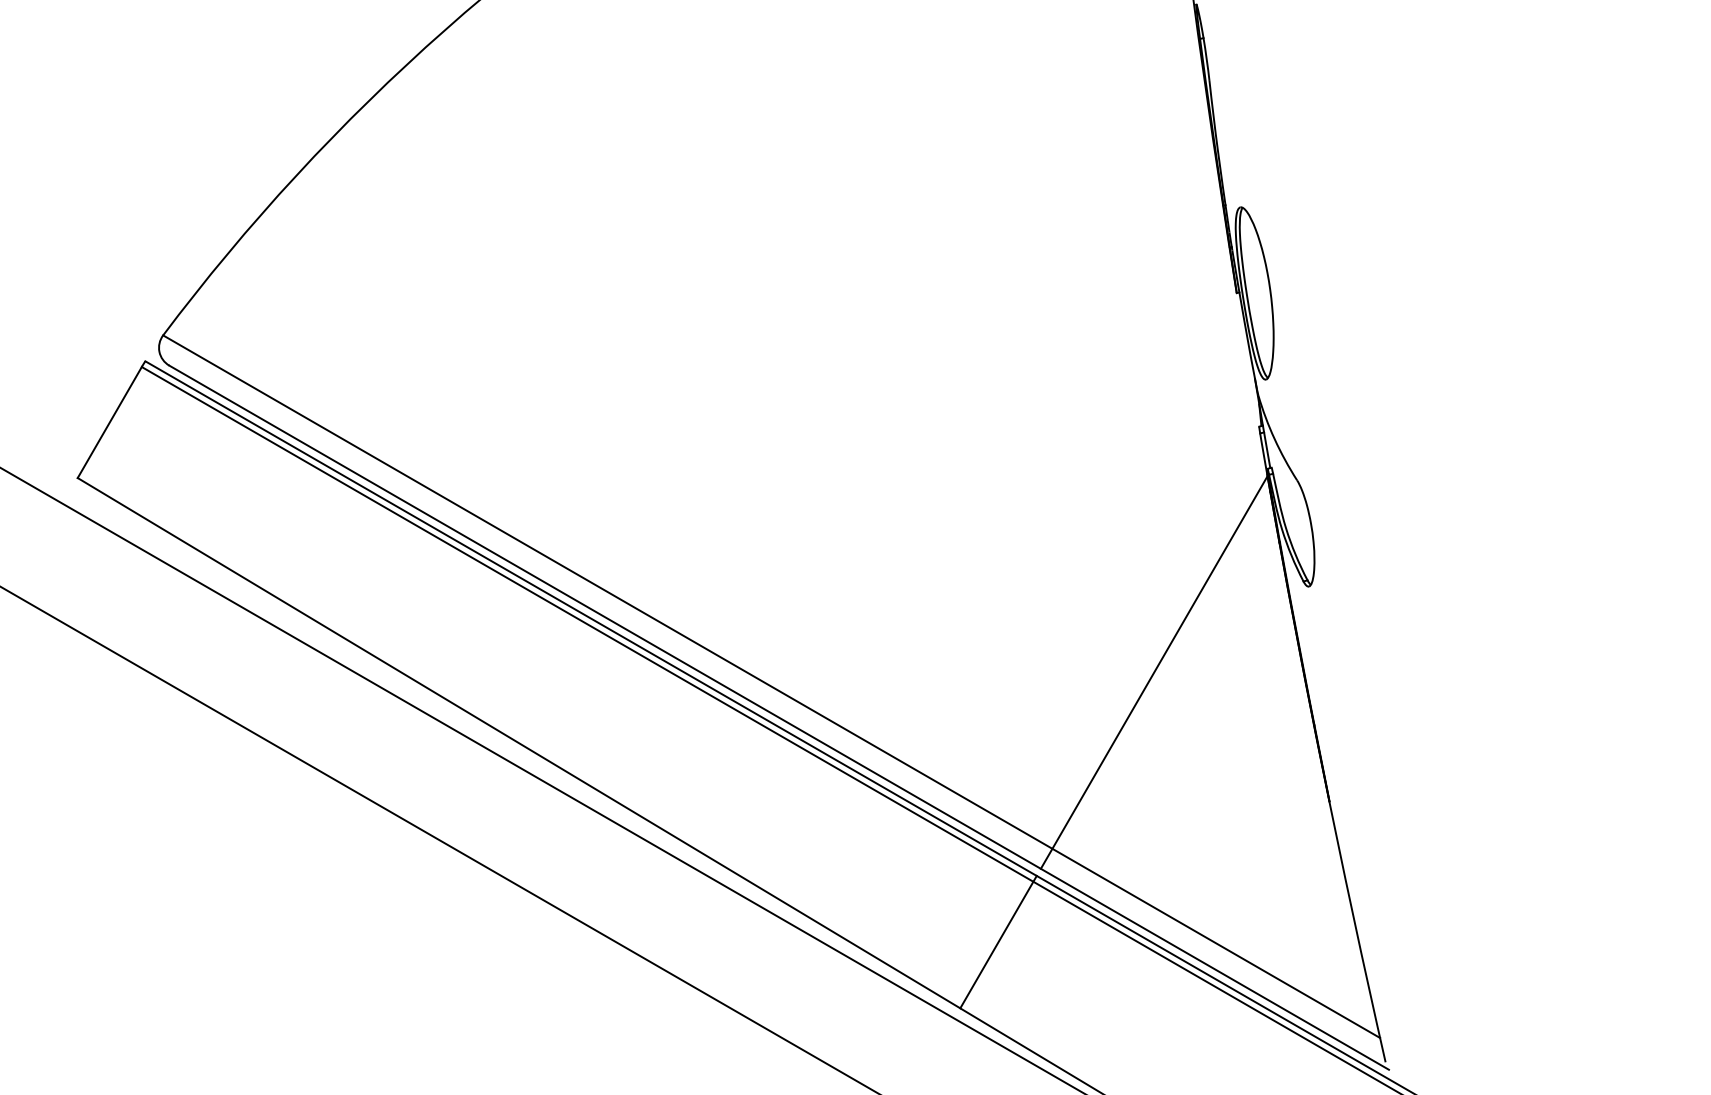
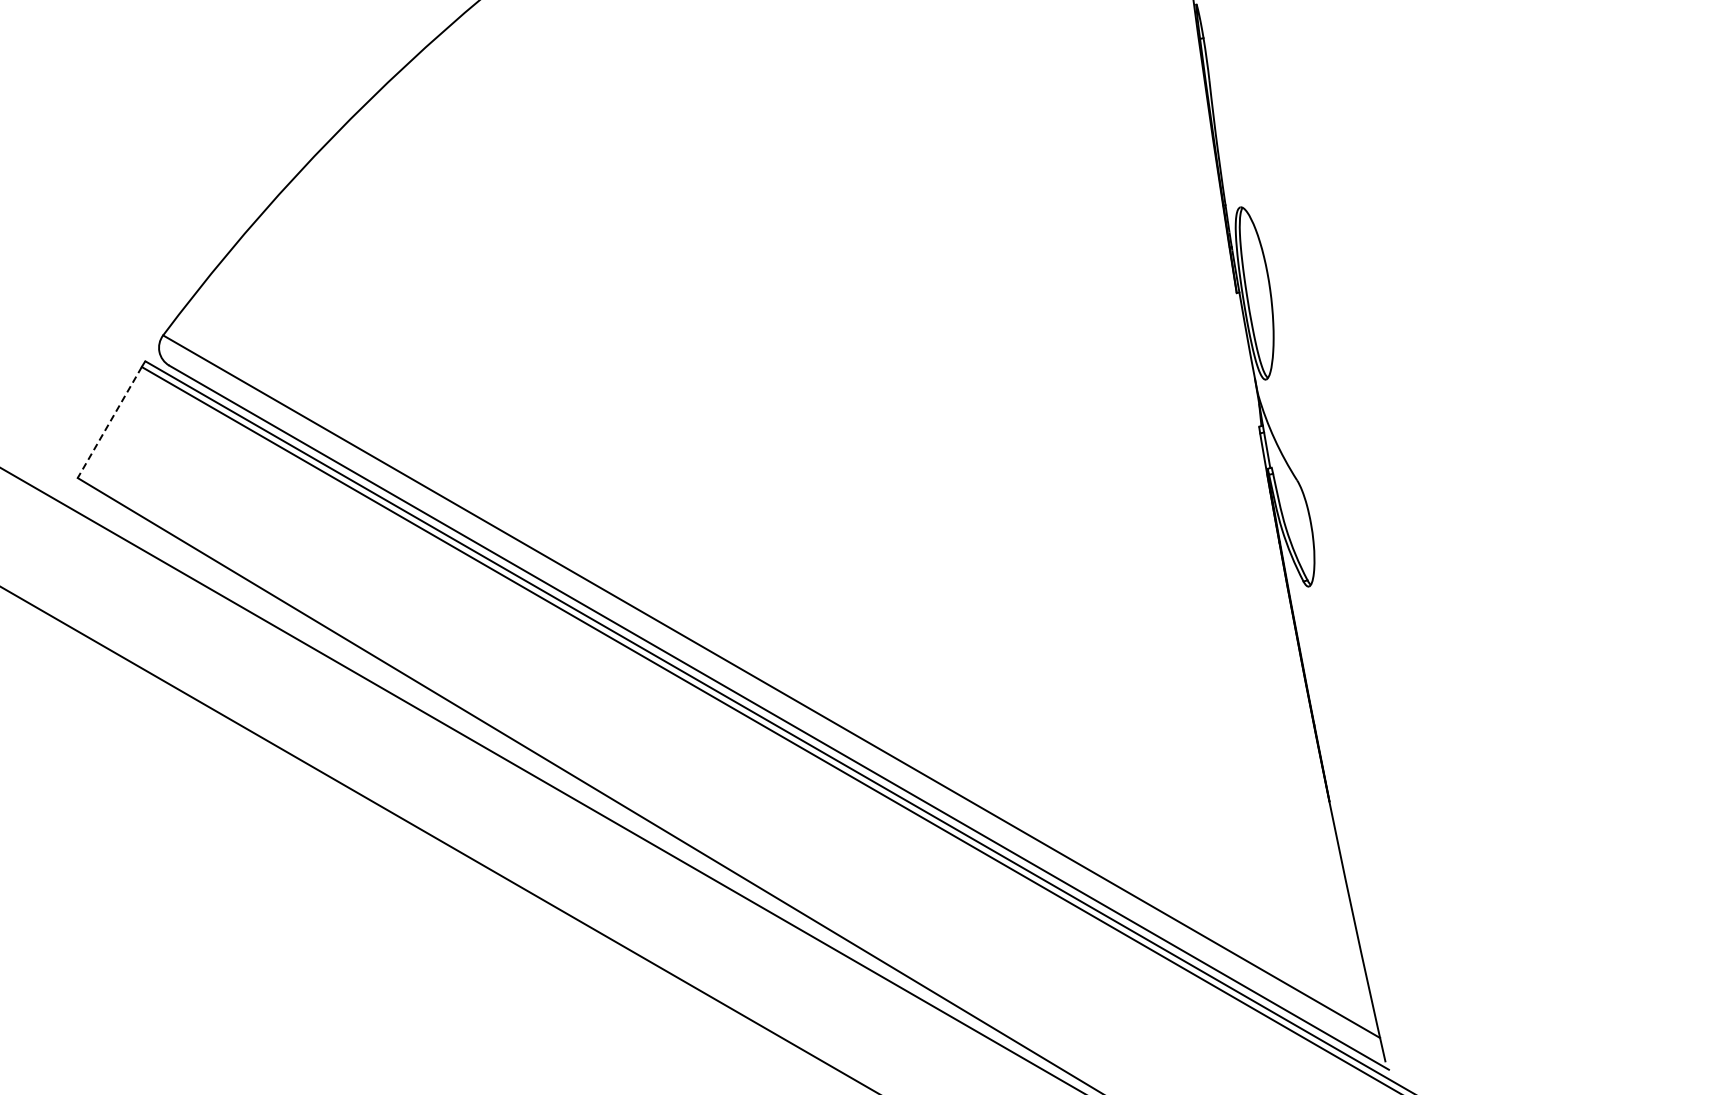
line: solid -> dashed (109, 422)
line: present -> none (1153, 672)
line: present -> none (998, 941)
